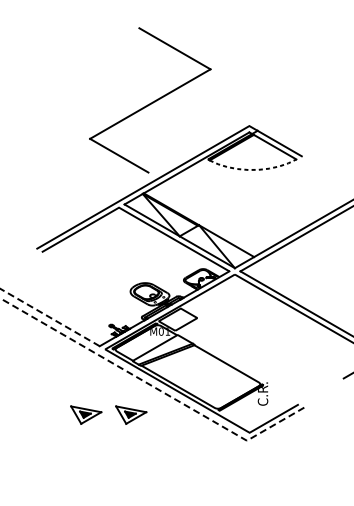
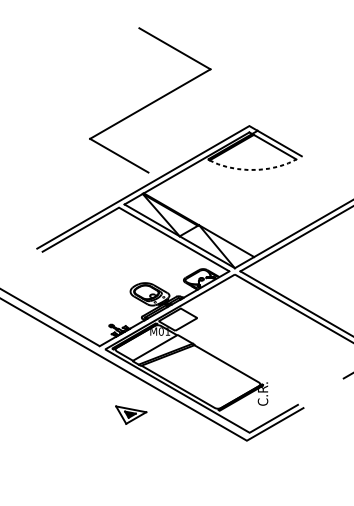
line: dashed -> solid (49, 317)
line: dashed -> solid (152, 386)
part: present -> none (86, 414)
